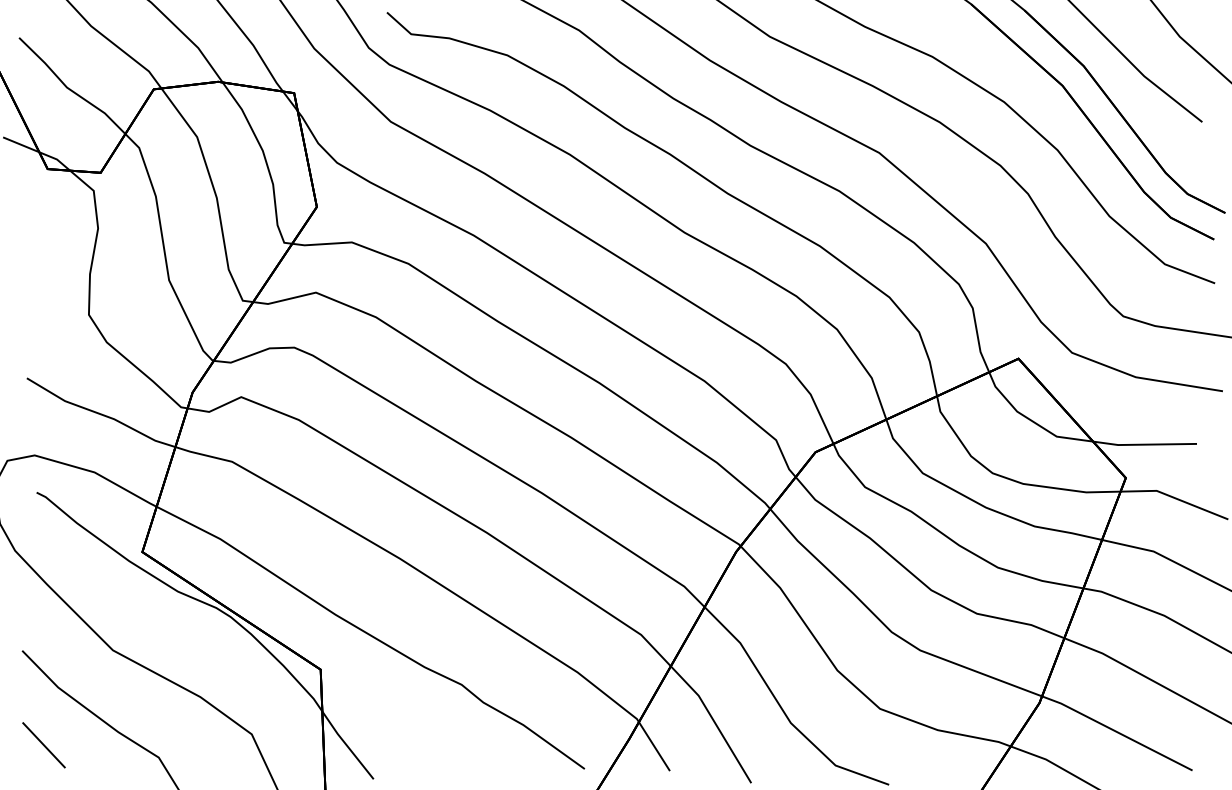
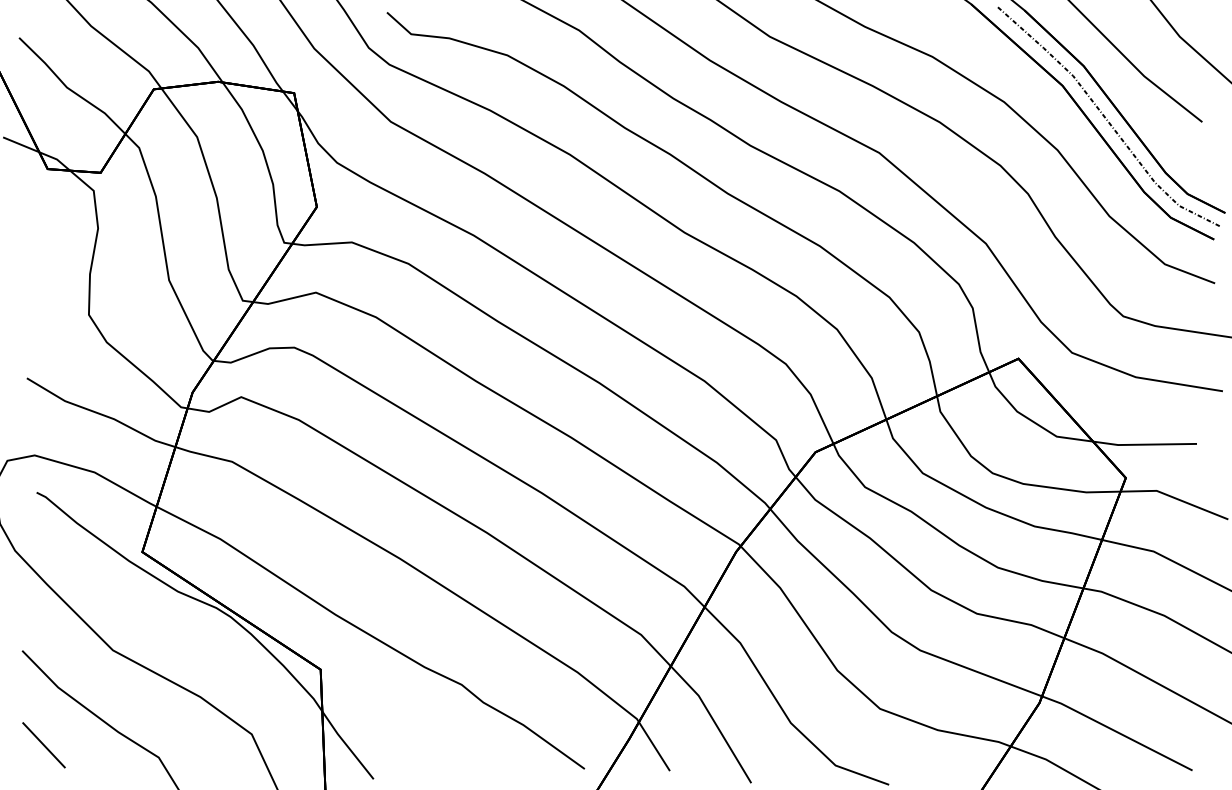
curve: none -> present (1105, 116)
